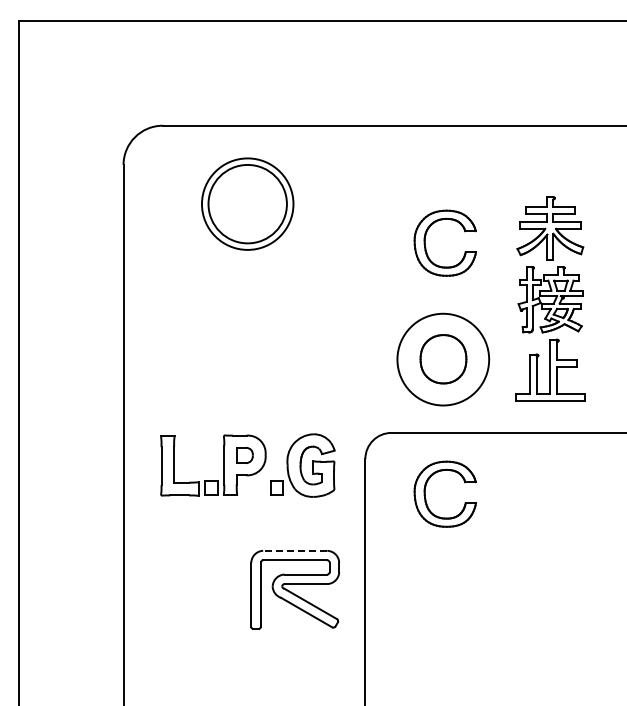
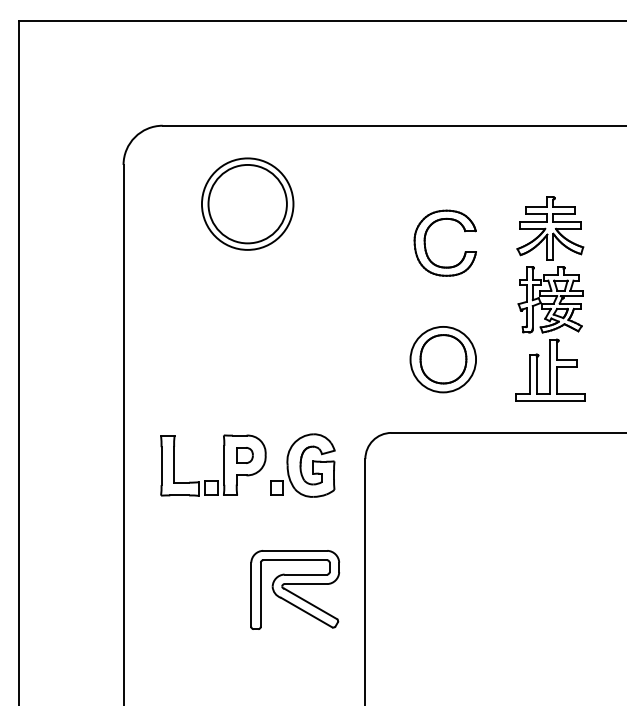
circle diameter: 92 px -> 66 px (443, 359)
part: present -> none (426, 498)
line: dashed -> solid (294, 550)
